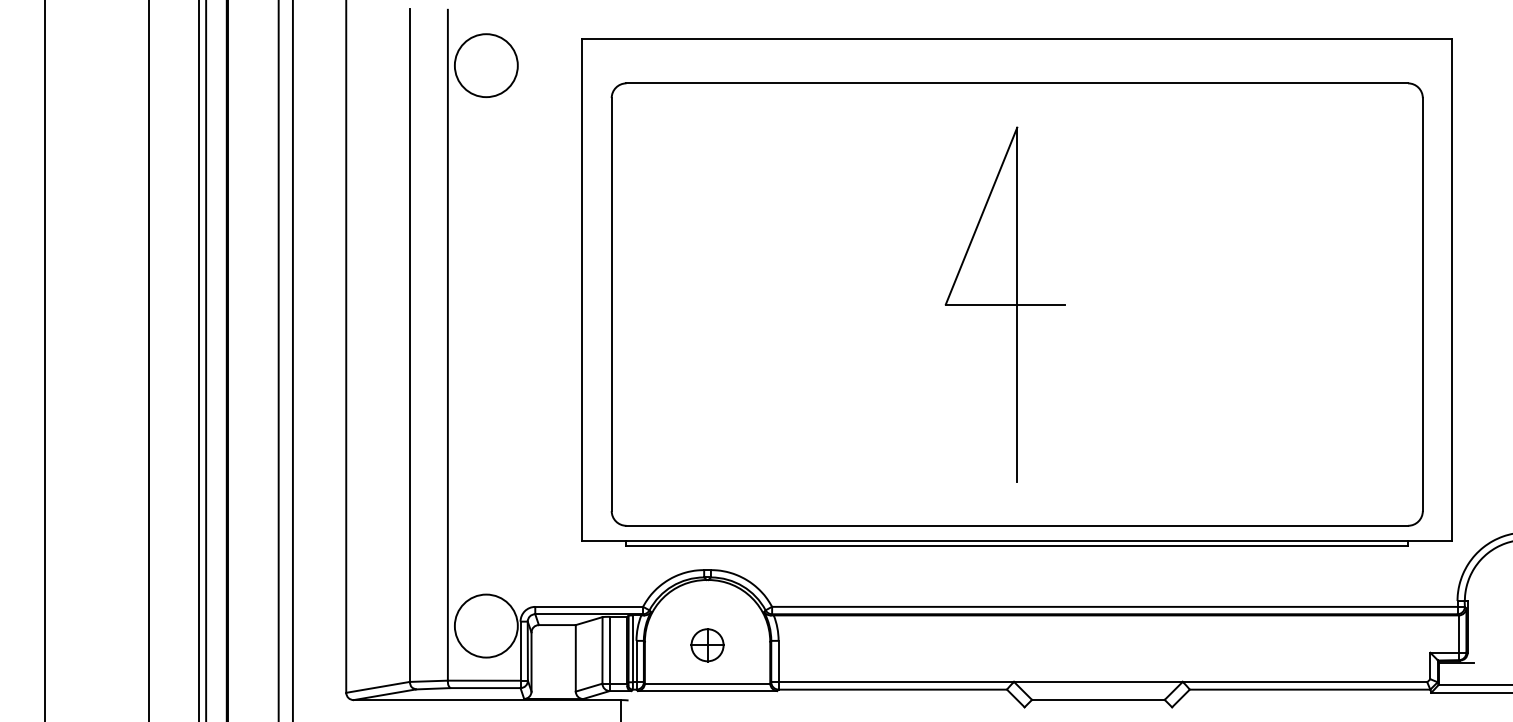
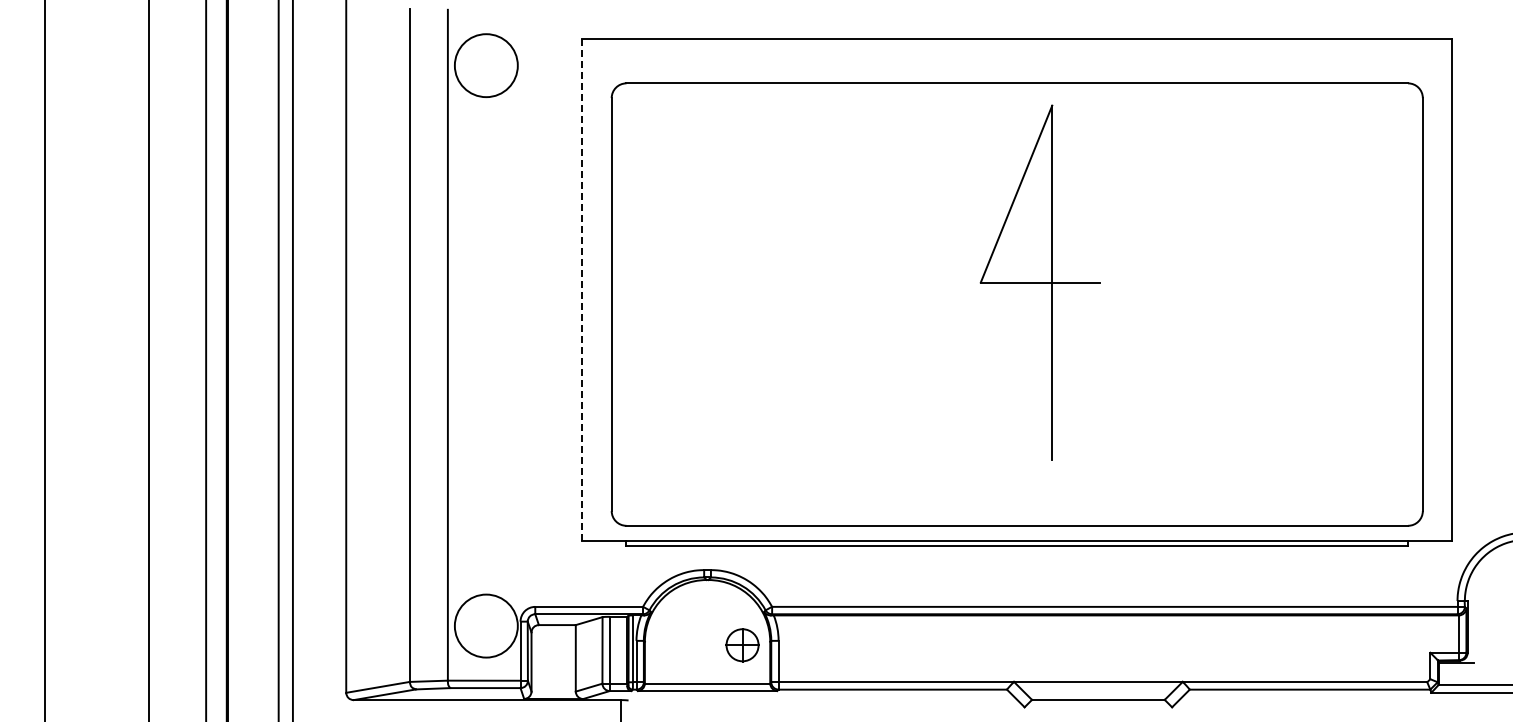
line: solid -> dashed (582, 289)
part position: (1004, 304) -> (1039, 282) (1039, 282)
line: present -> none (198, 360)
part position: (707, 645) -> (742, 645) (742, 645)
